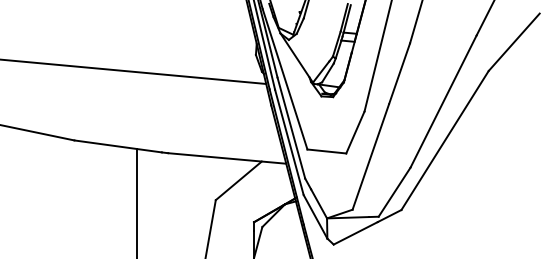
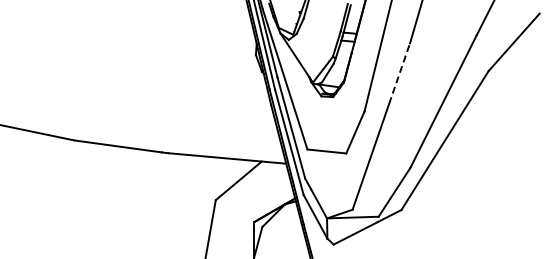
line: present -> none (134, 71)
line: solid -> dashed (399, 73)
line: present -> none (137, 202)
